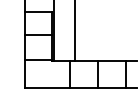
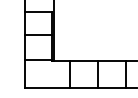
line: present -> none (74, 31)
